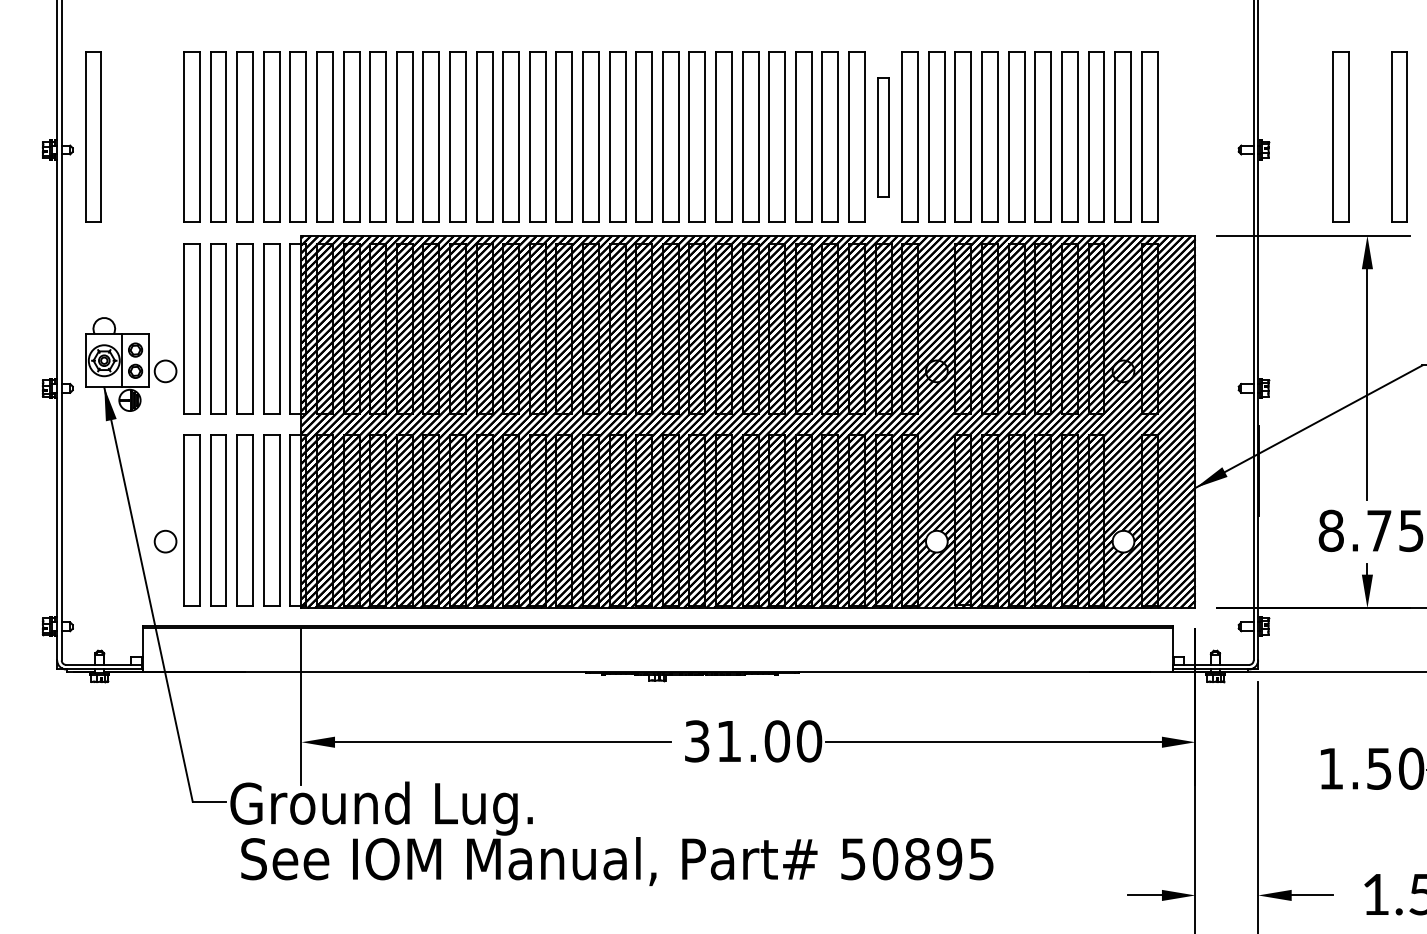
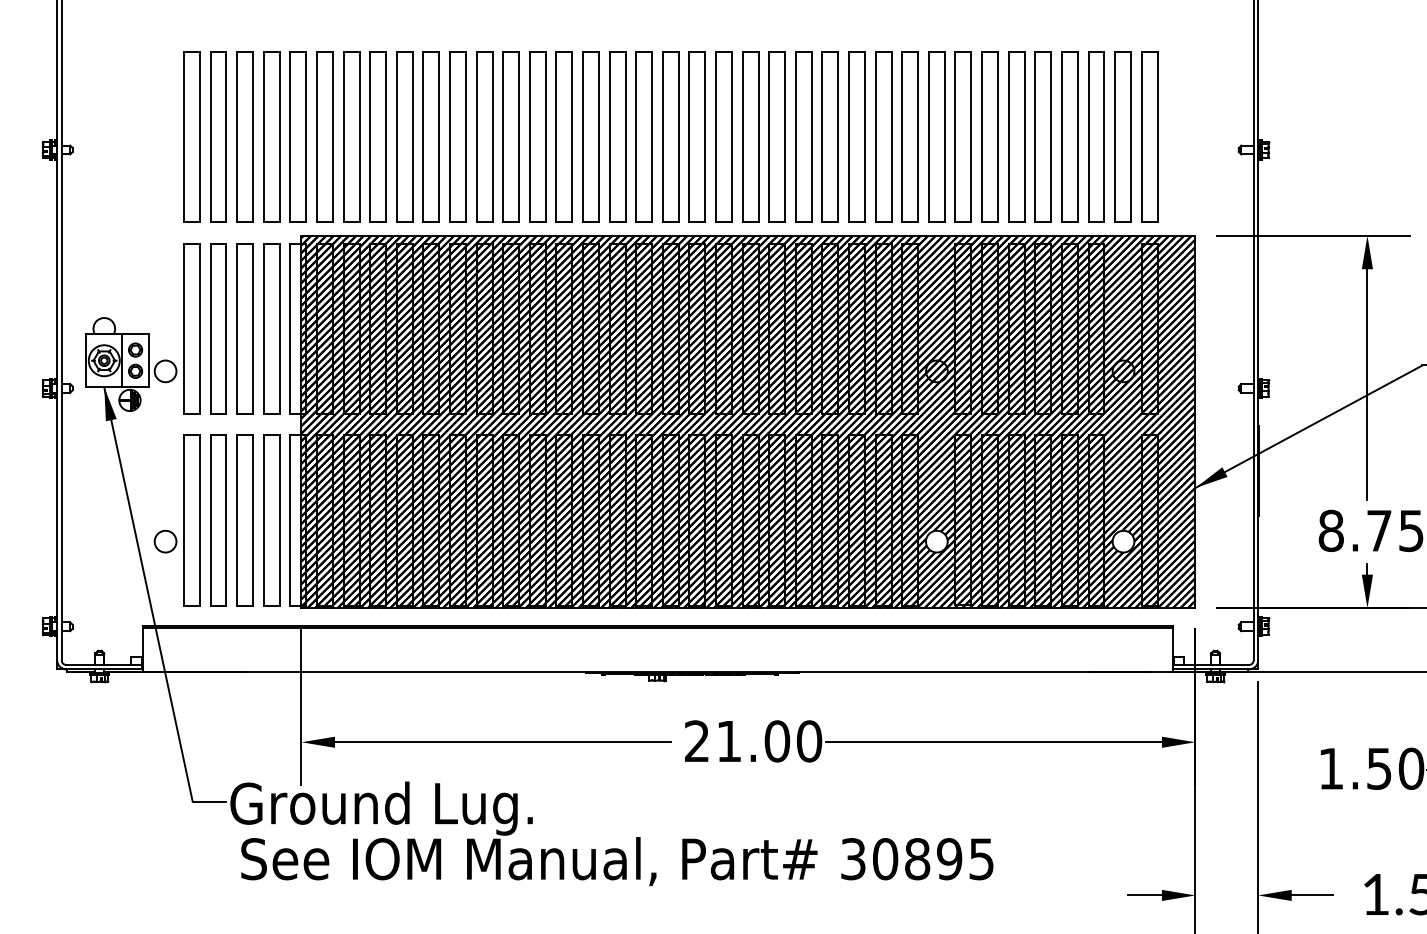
part: present -> none (93, 136)
part: present -> none (1340, 136)
part: present -> none (1399, 136)
part size: 13x121 px -> 18x172 px (883, 136)
text: 31.00 -> 21.00 (697, 741)
text: 50895 -> 30895 (853, 858)
